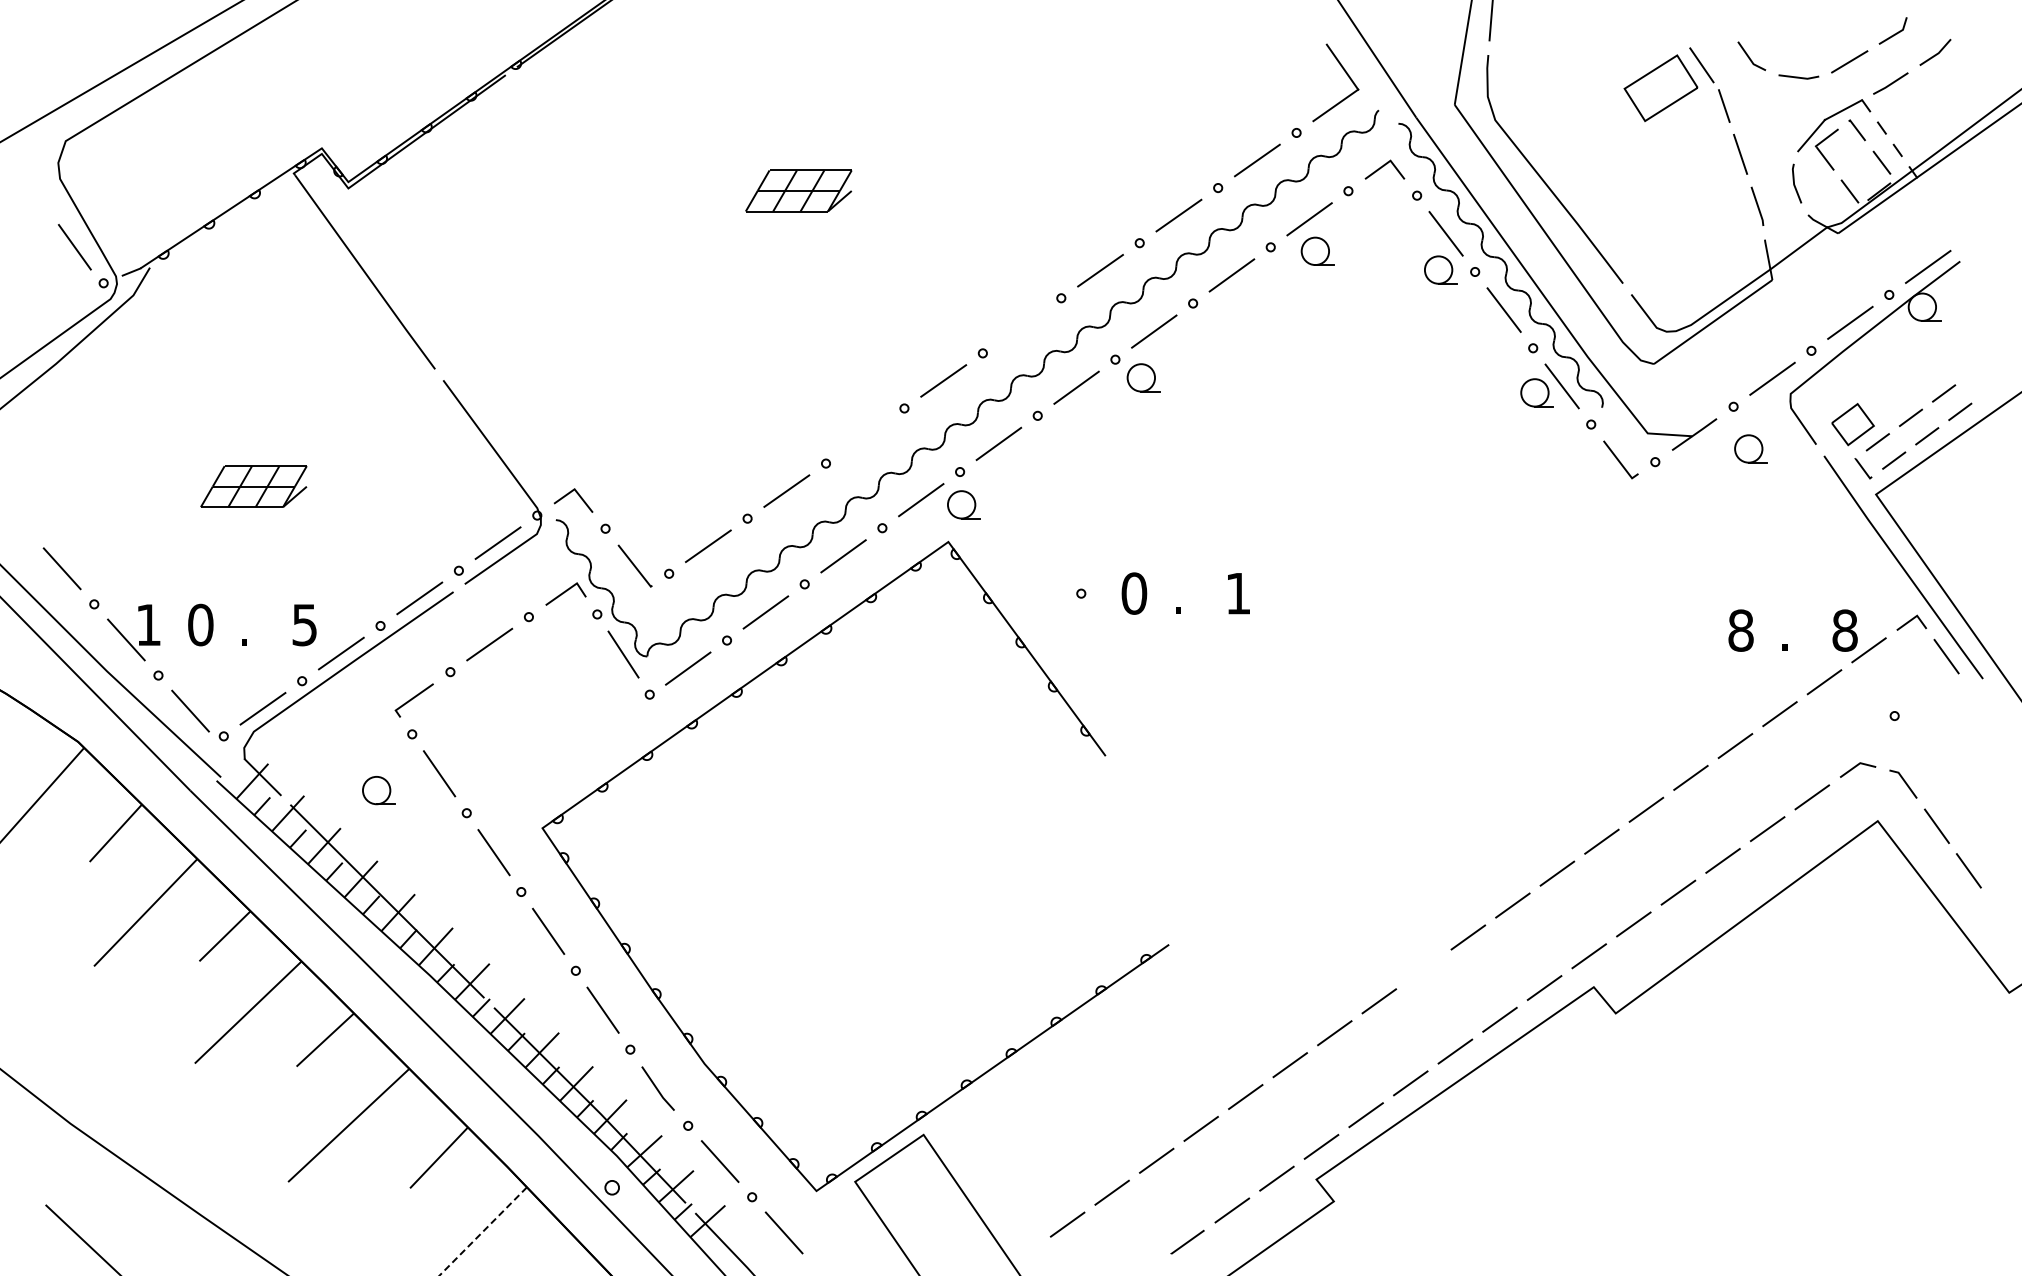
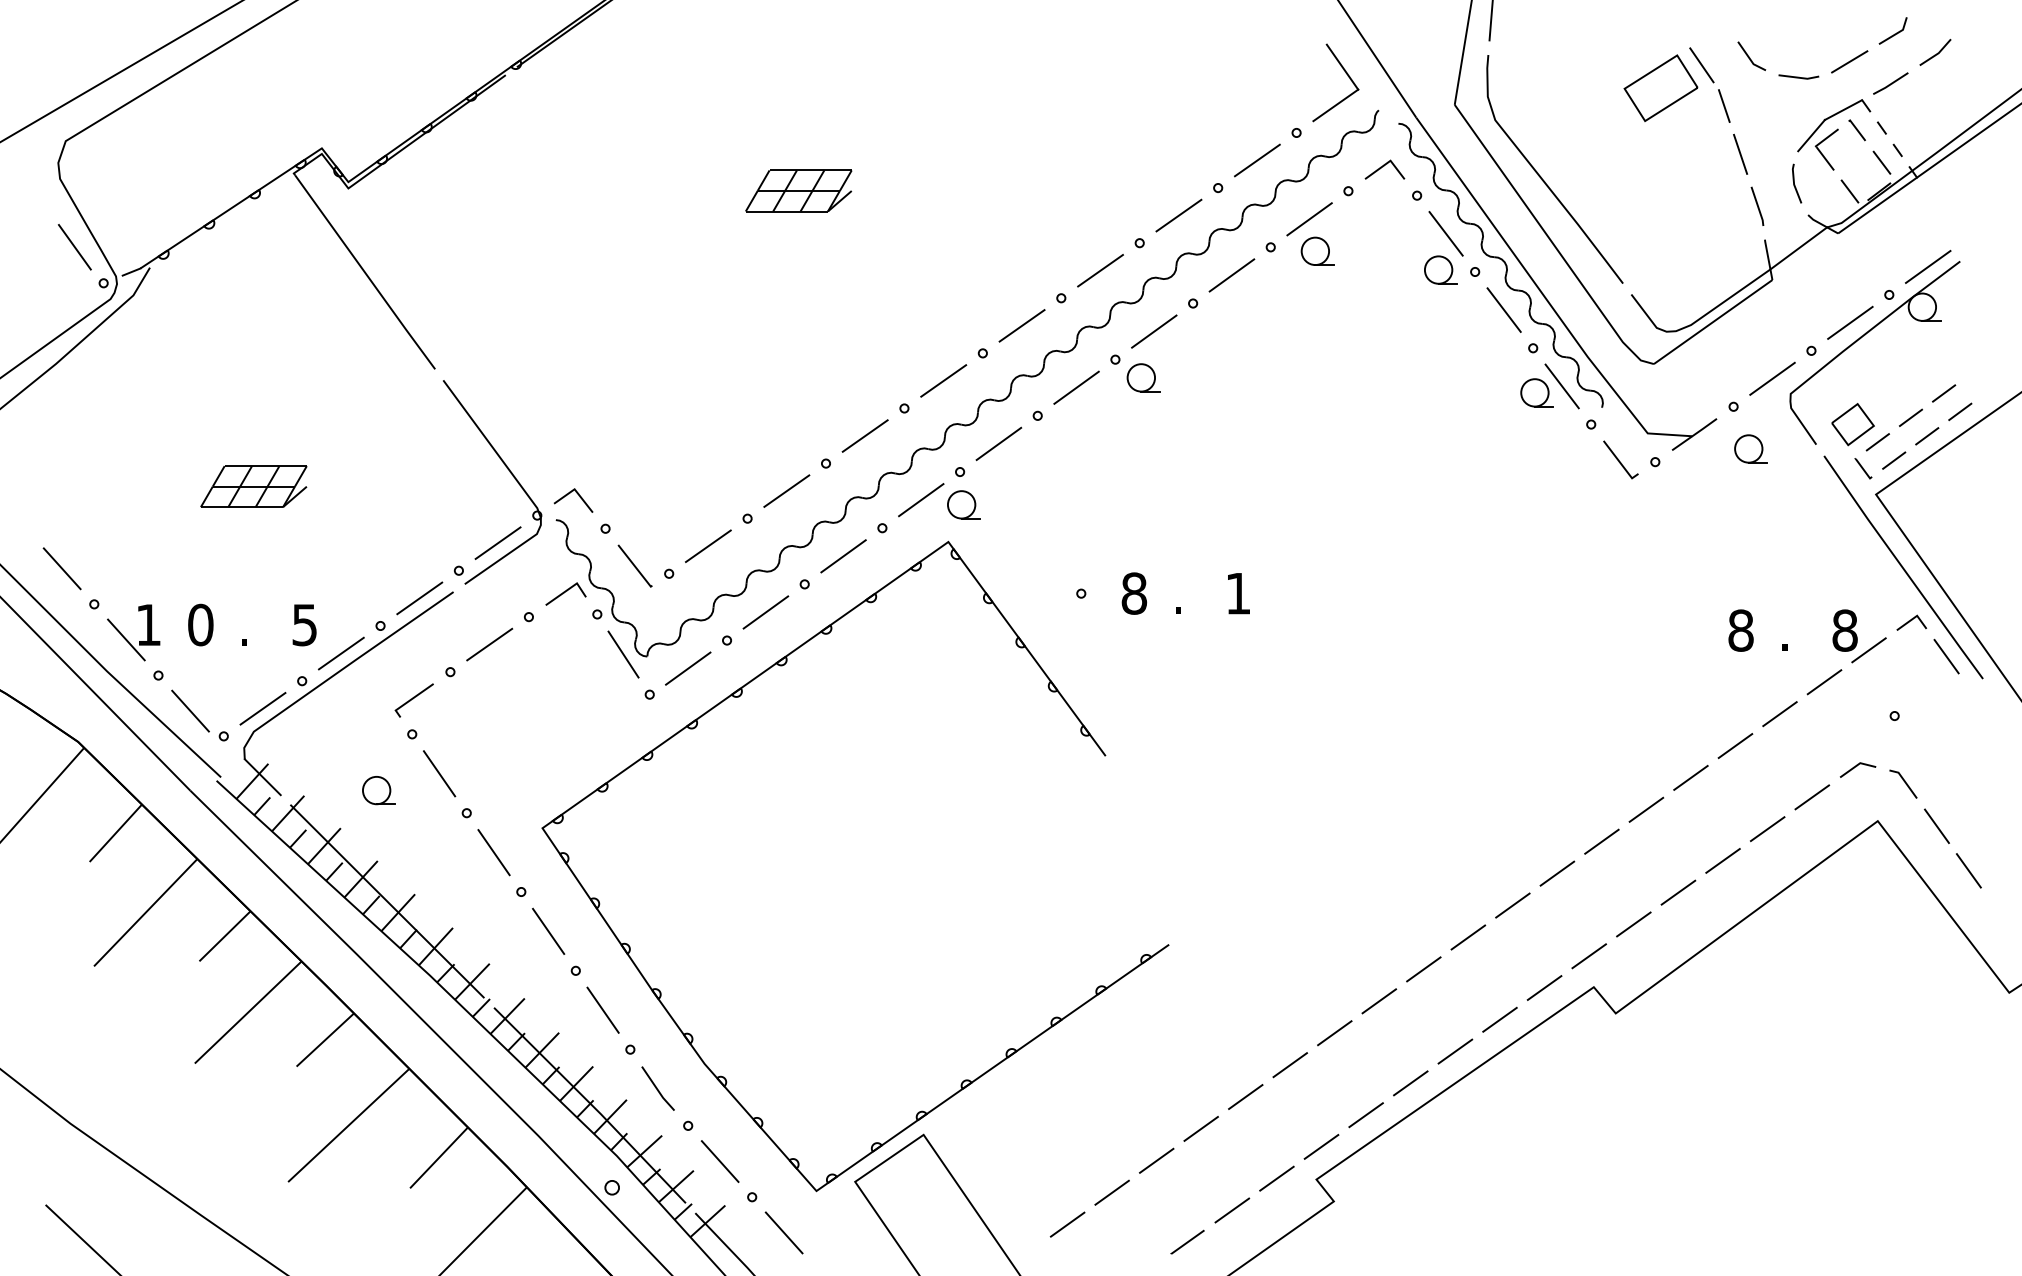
line: none -> present (1021, 325)
line: none -> present (864, 435)
text: 0 -> 8 (1134, 593)
line: none -> present (1423, 969)
line: dashed -> solid (482, 1231)
